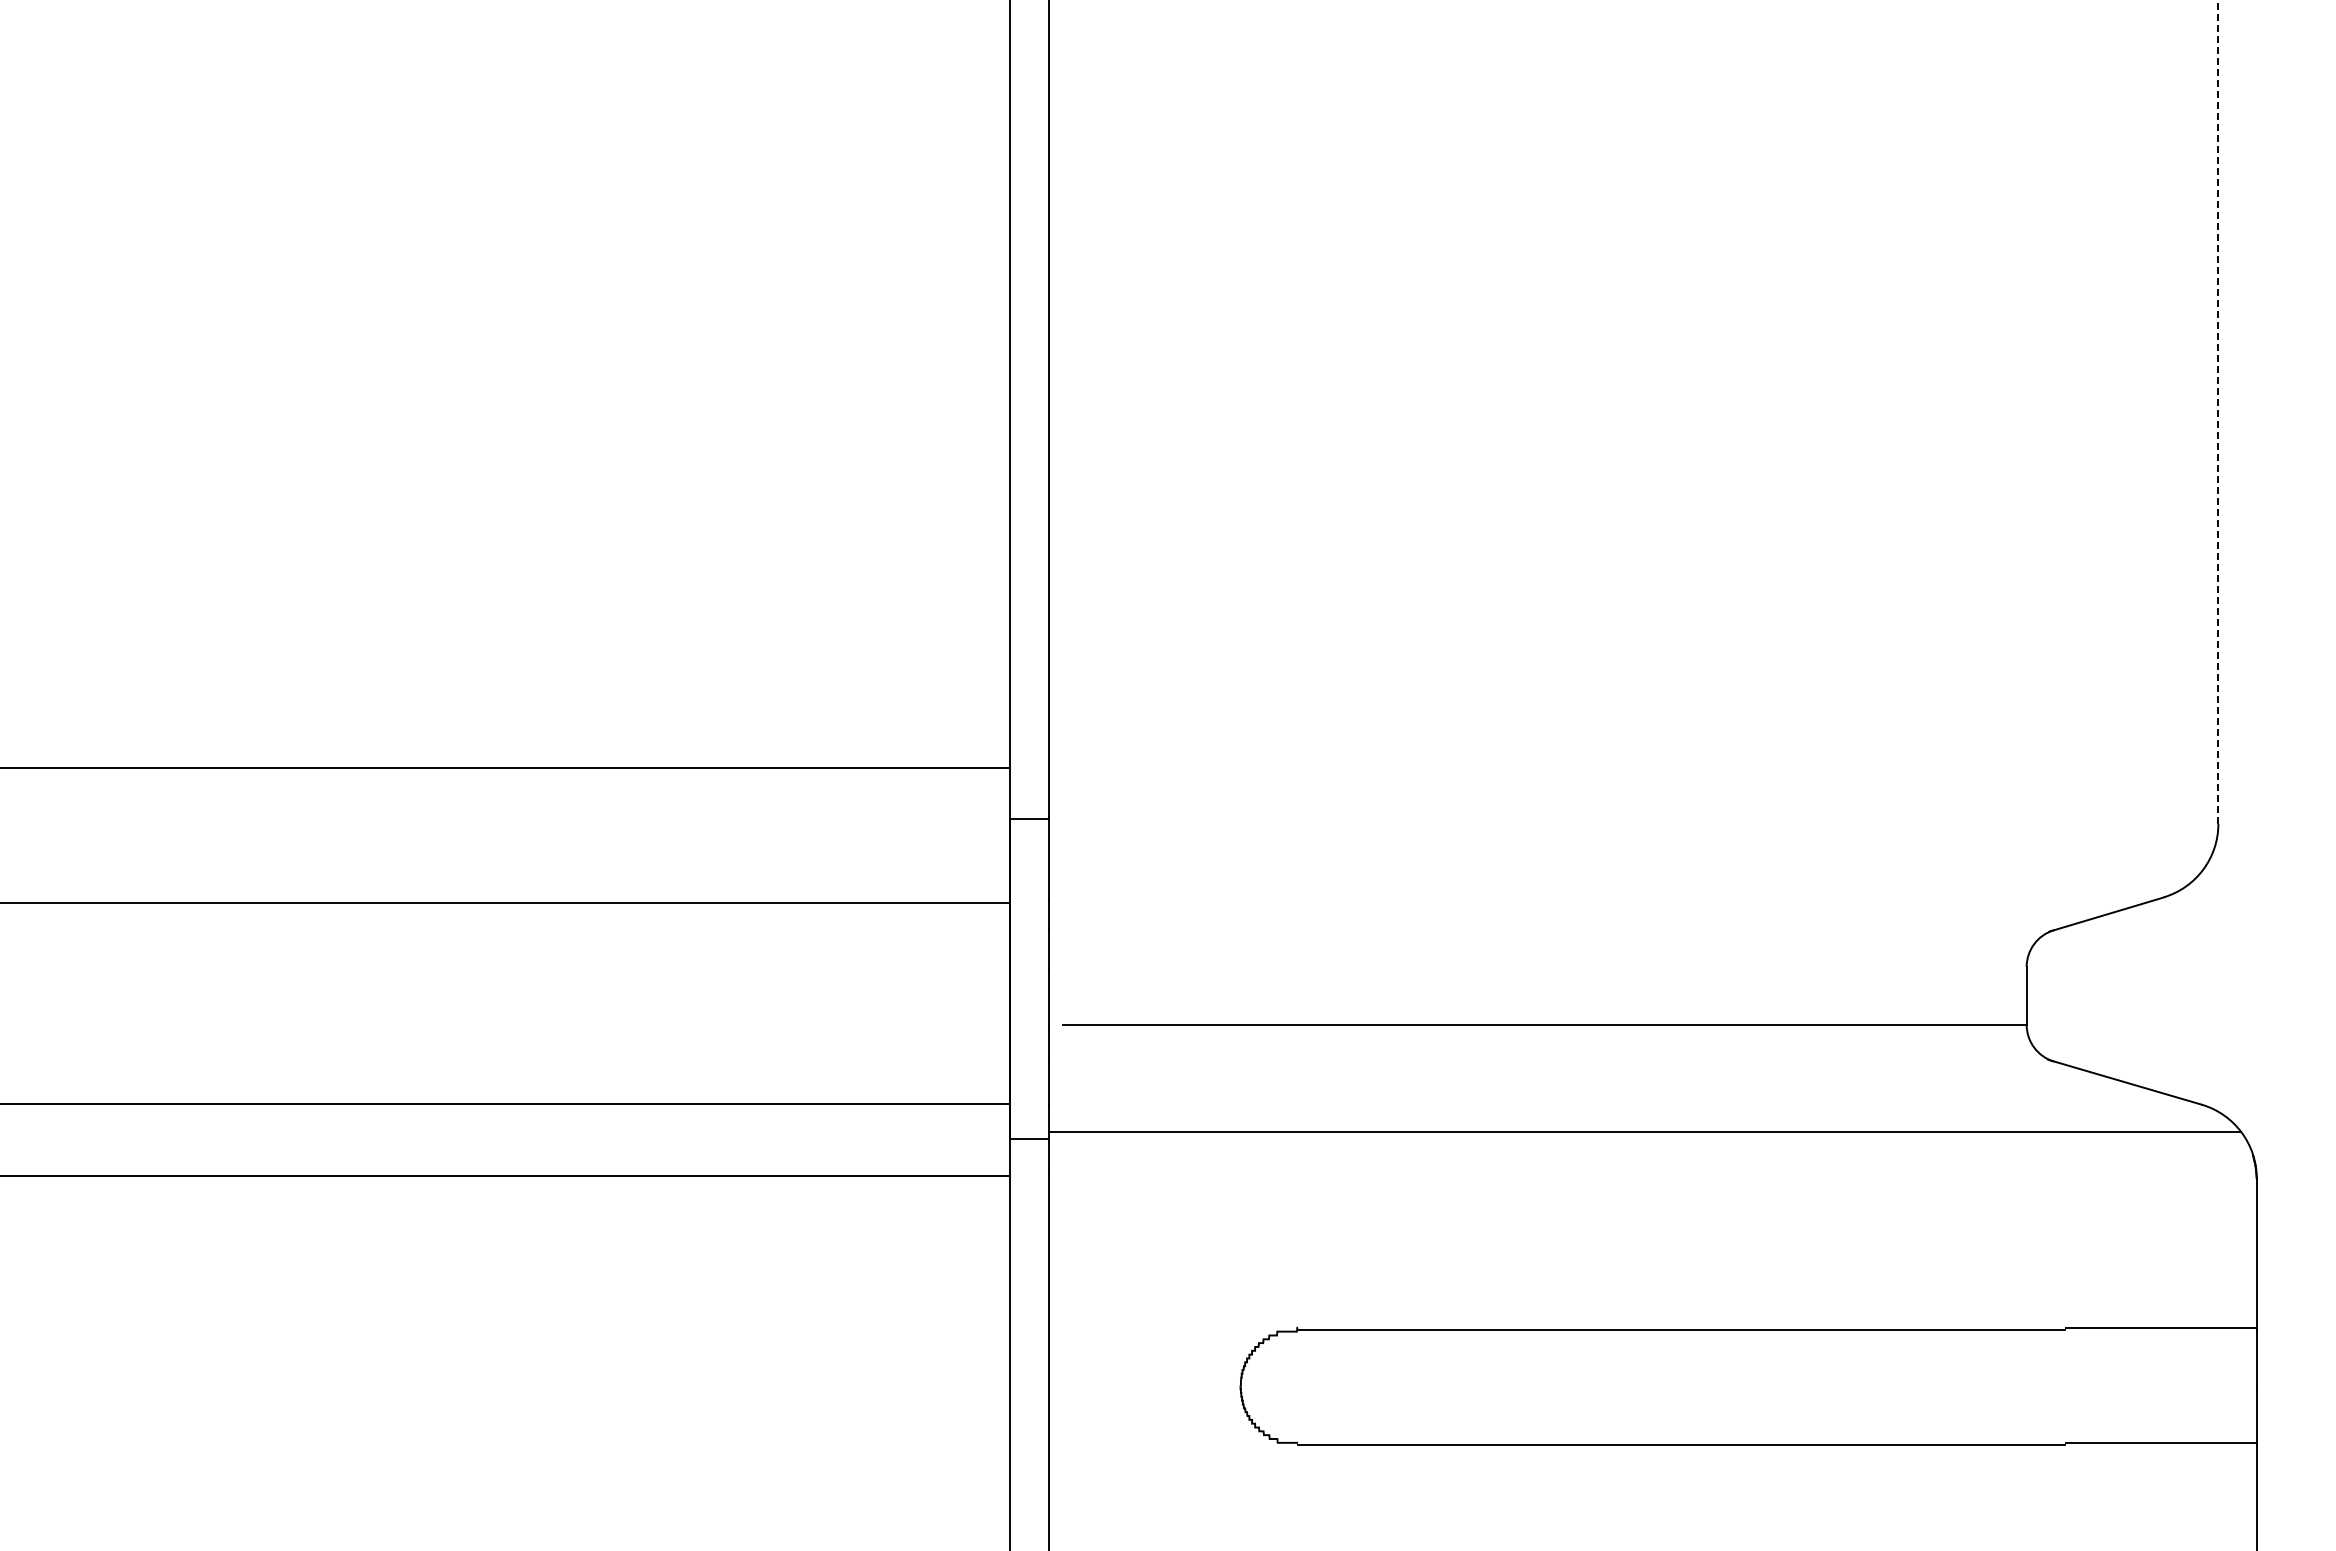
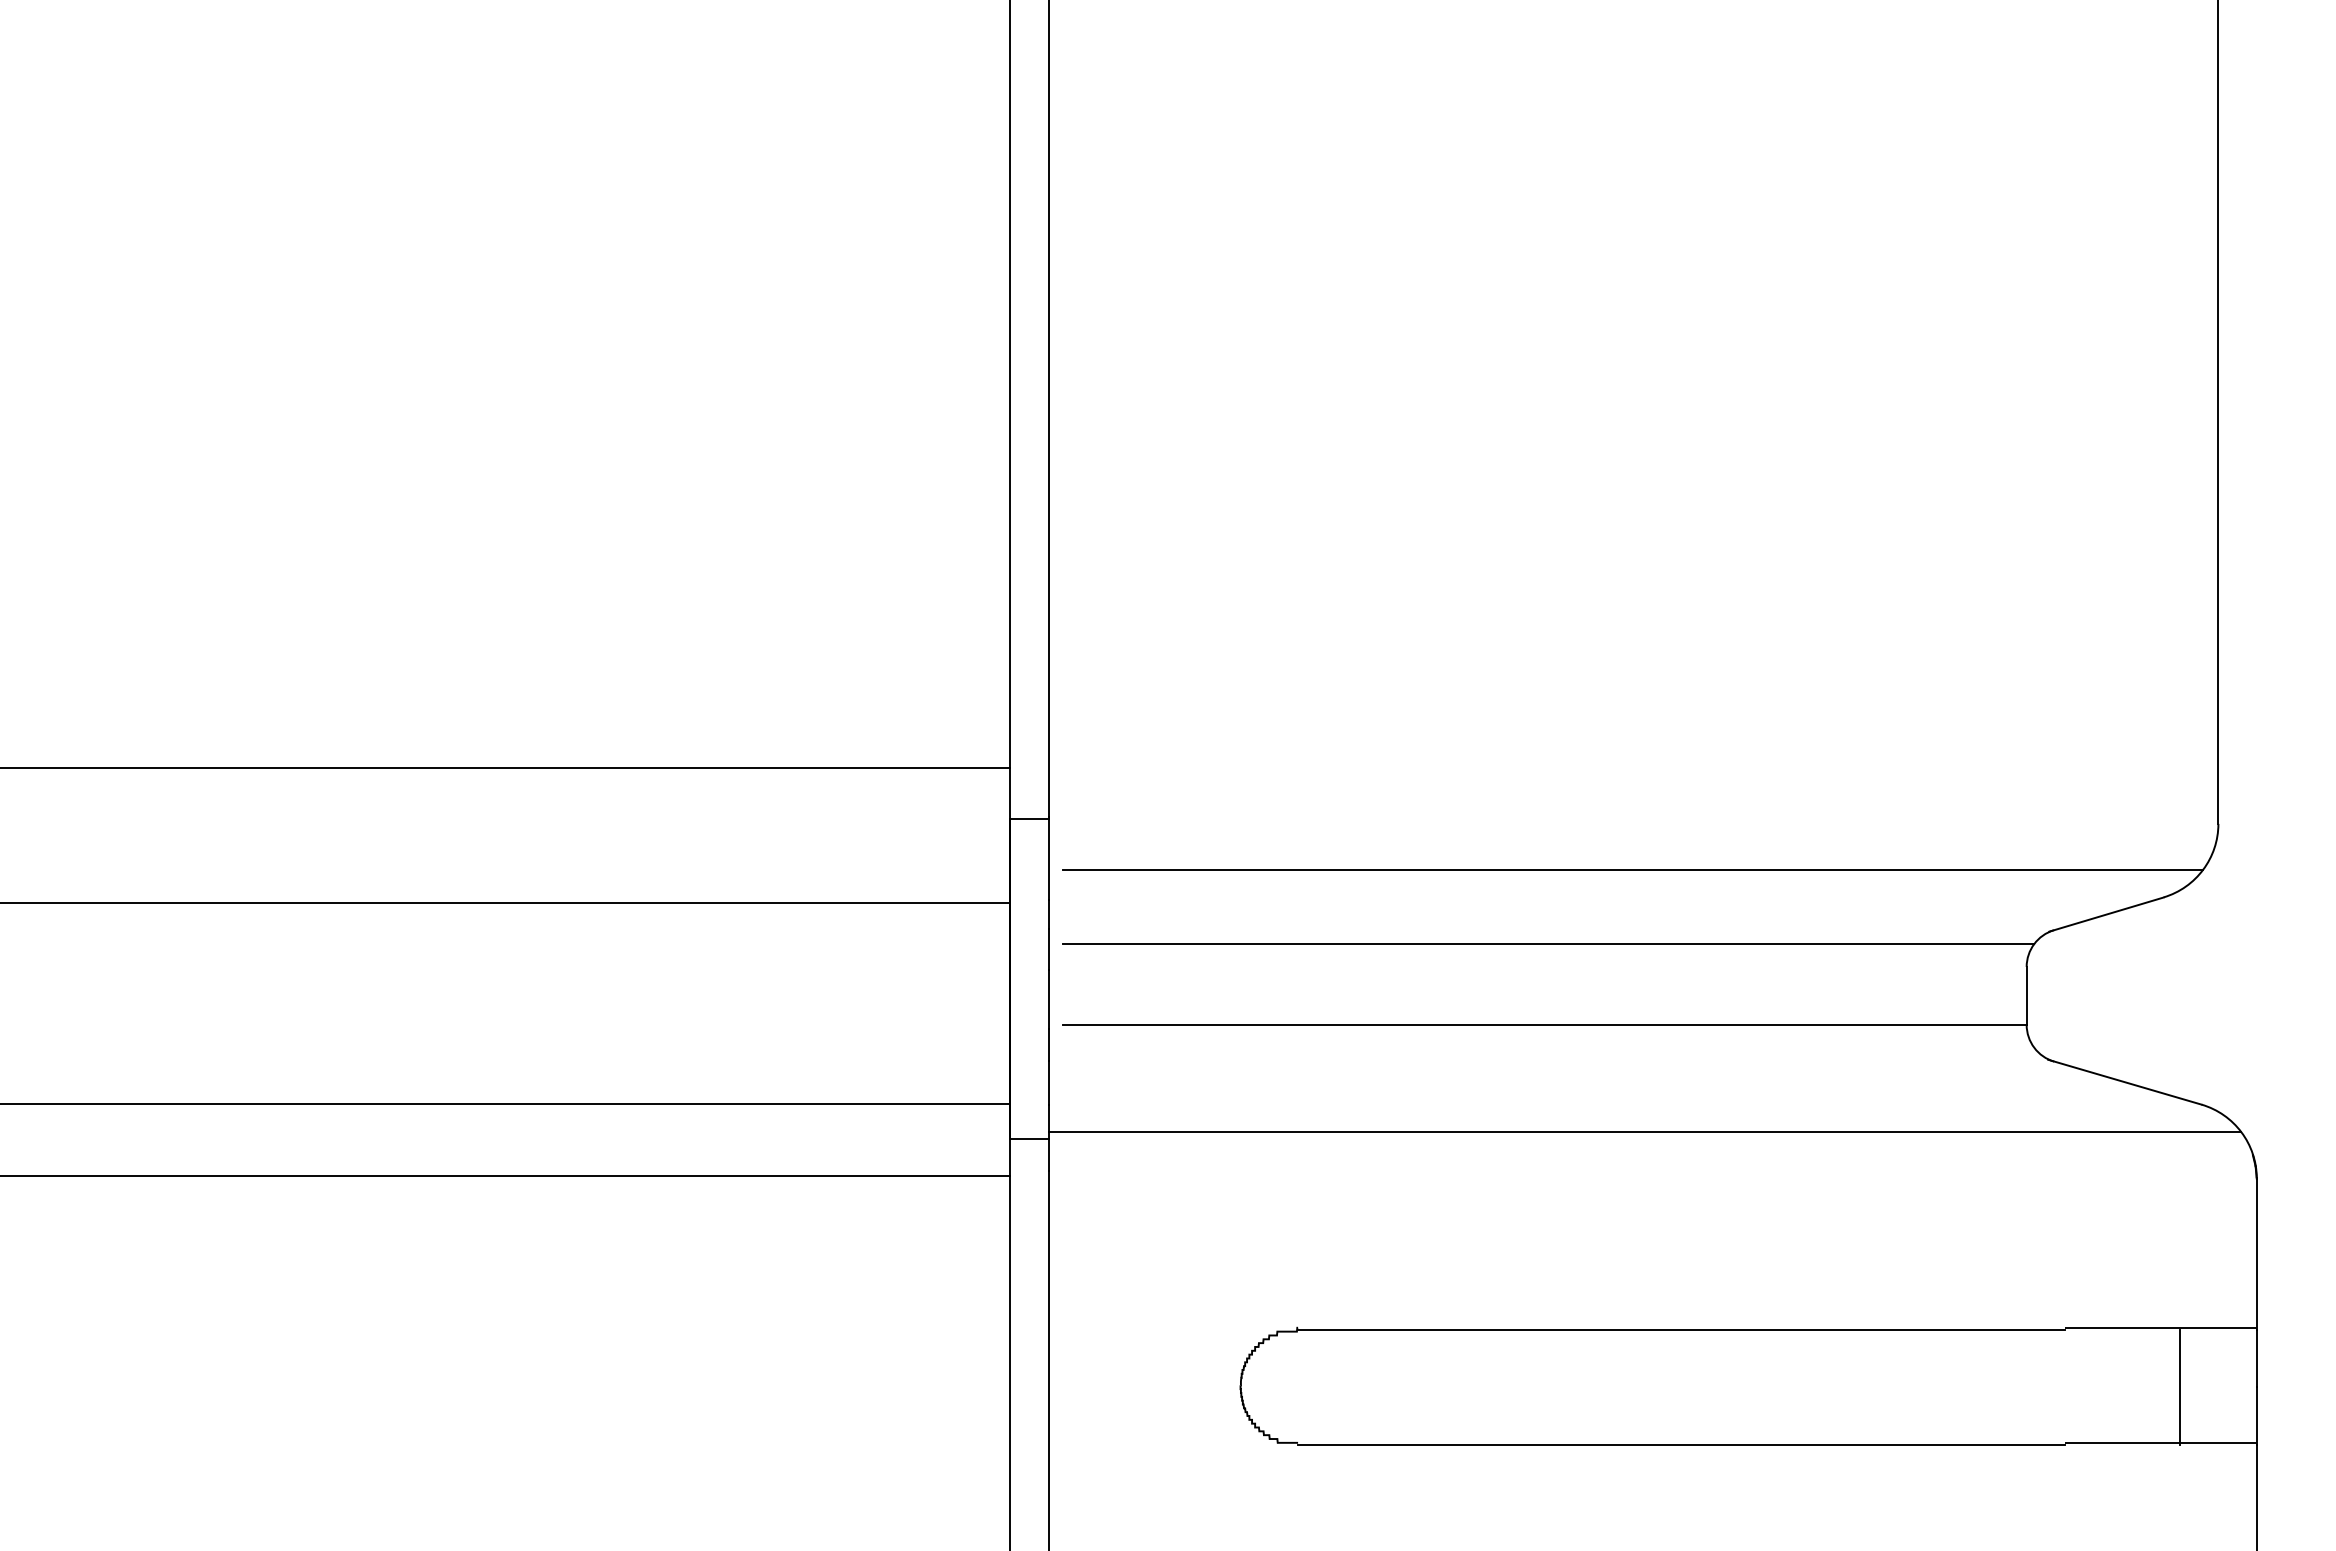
line: dashed -> solid (2218, 412)
line: none -> present (1633, 869)
line: none -> present (1548, 944)
line: none -> present (2180, 1386)
